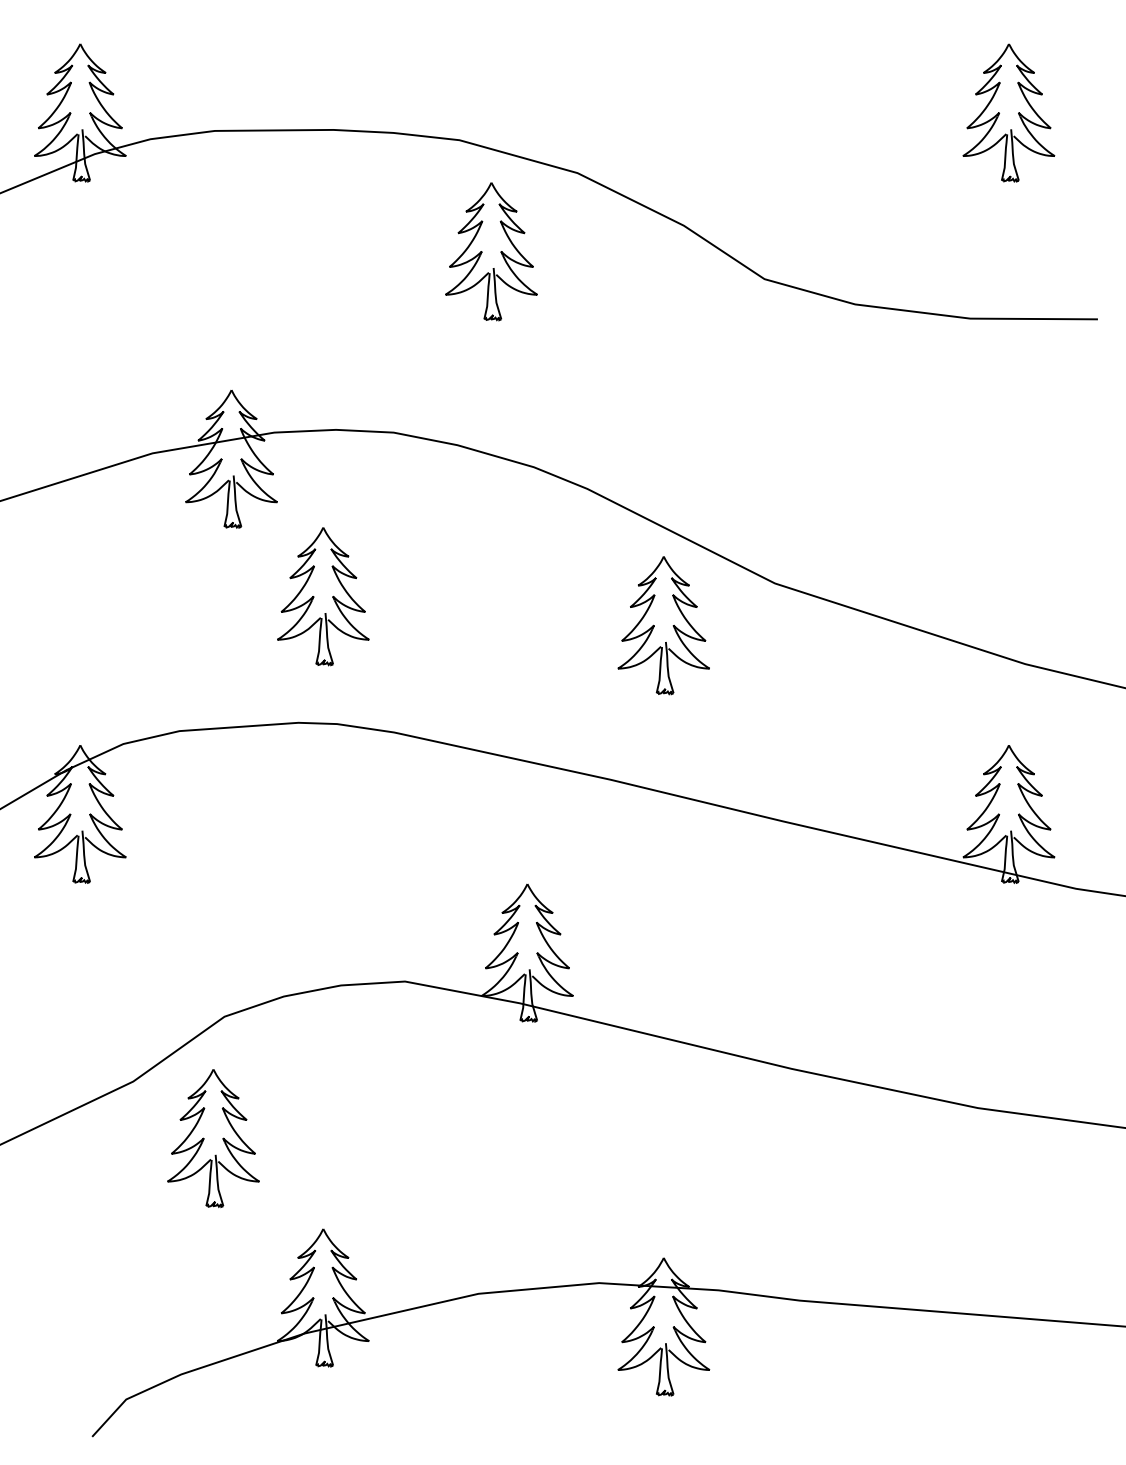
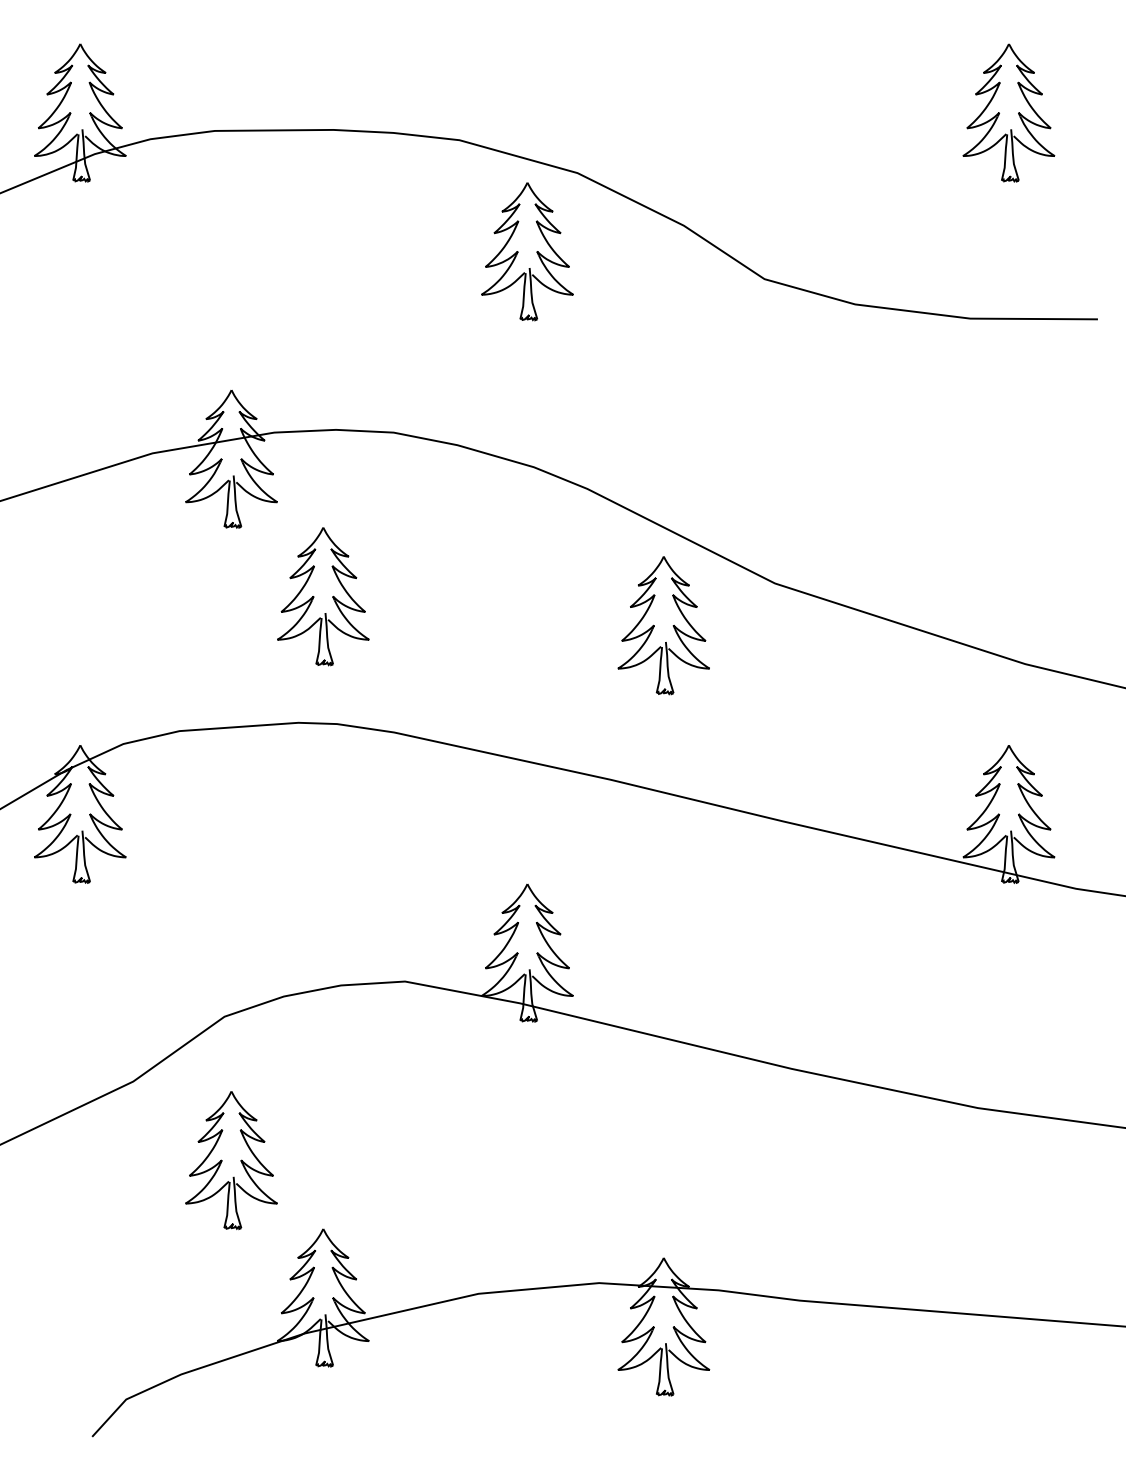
part position: (491, 251) -> (527, 251) (527, 251)
part position: (213, 1138) -> (231, 1160) (231, 1160)
